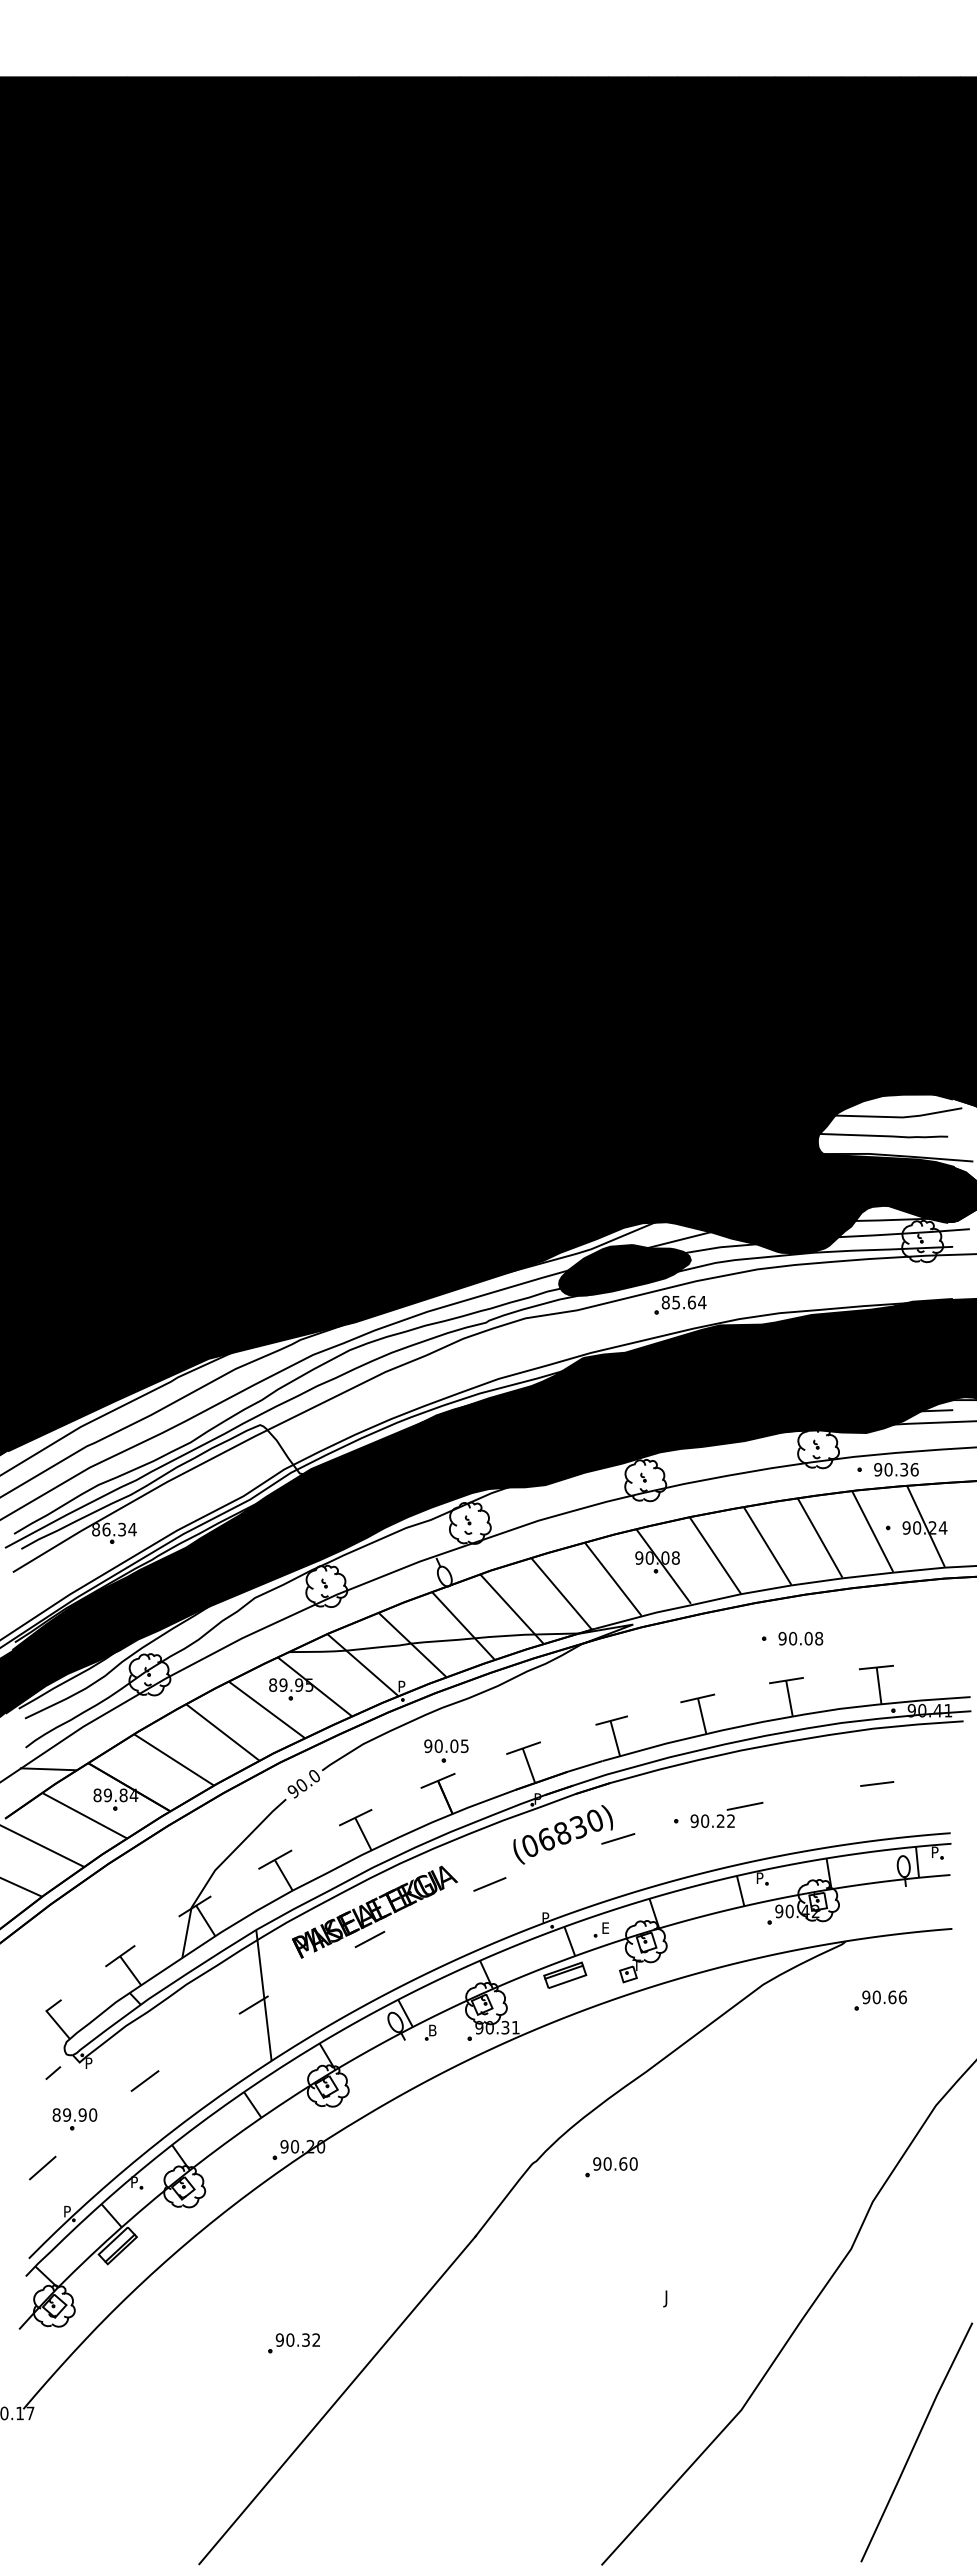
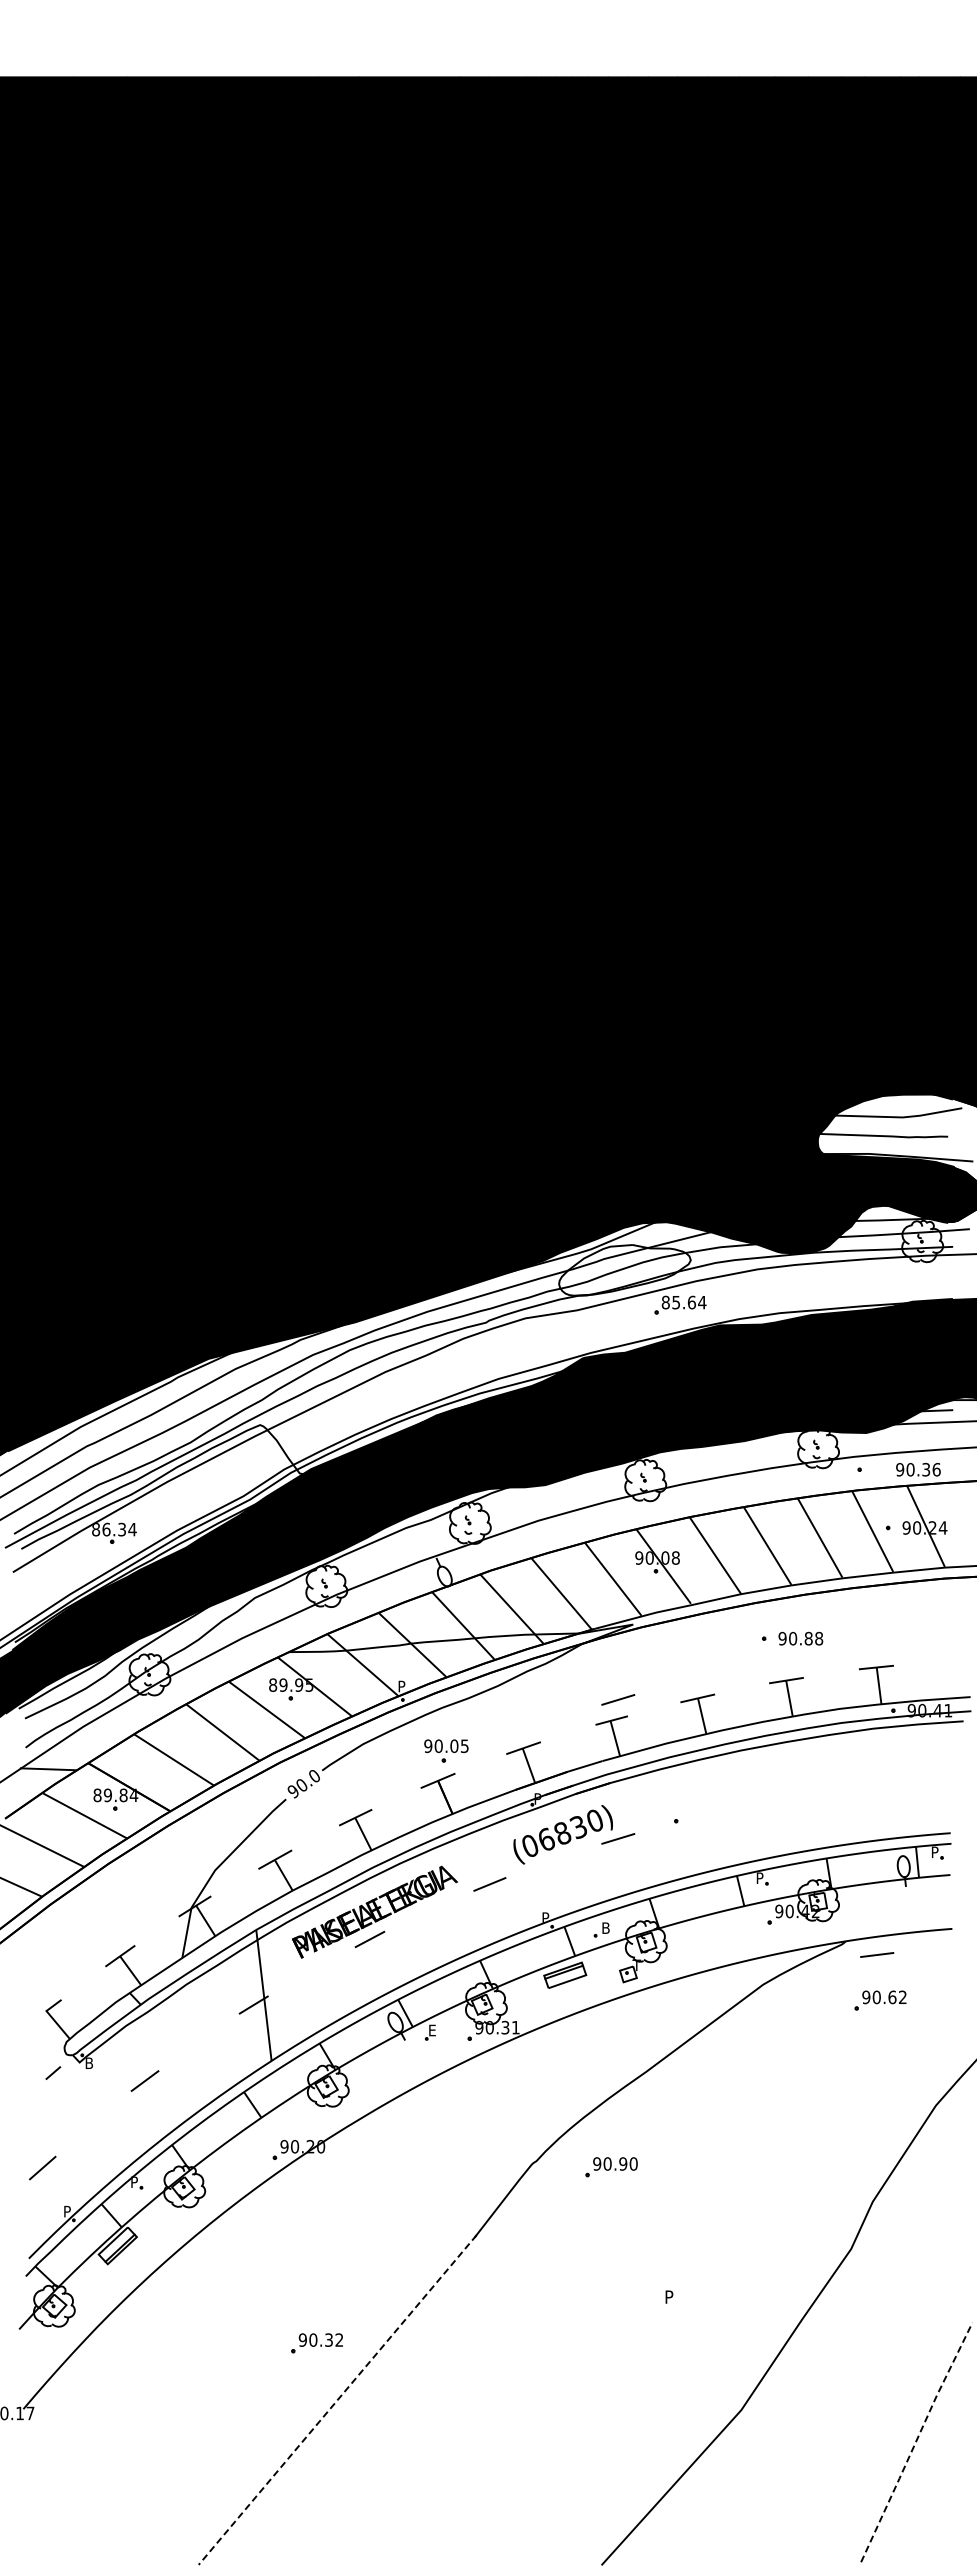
fill: present -> none (624, 1270)
text position: (896, 1469) -> (918, 1469) (918, 1469)
text: 90.08 -> 90.88 (808, 1638)
line: none -> present (618, 1699)
line position: (877, 1783) -> (877, 1954) (877, 1954)
part: present -> none (726, 1814)
text: E -> B (608, 1927)
text: 90.66 -> 90.62 (902, 1997)
text: B -> E (434, 2030)
text: P -> B (89, 2062)
part: present -> none (74, 2119)
text: 90.60 -> 90.90 (623, 2163)
text: J -> P (668, 2298)
part position: (293, 2343) -> (316, 2343) (316, 2343)
line: solid -> dashed (337, 2400)
line: solid -> dashed (916, 2441)
